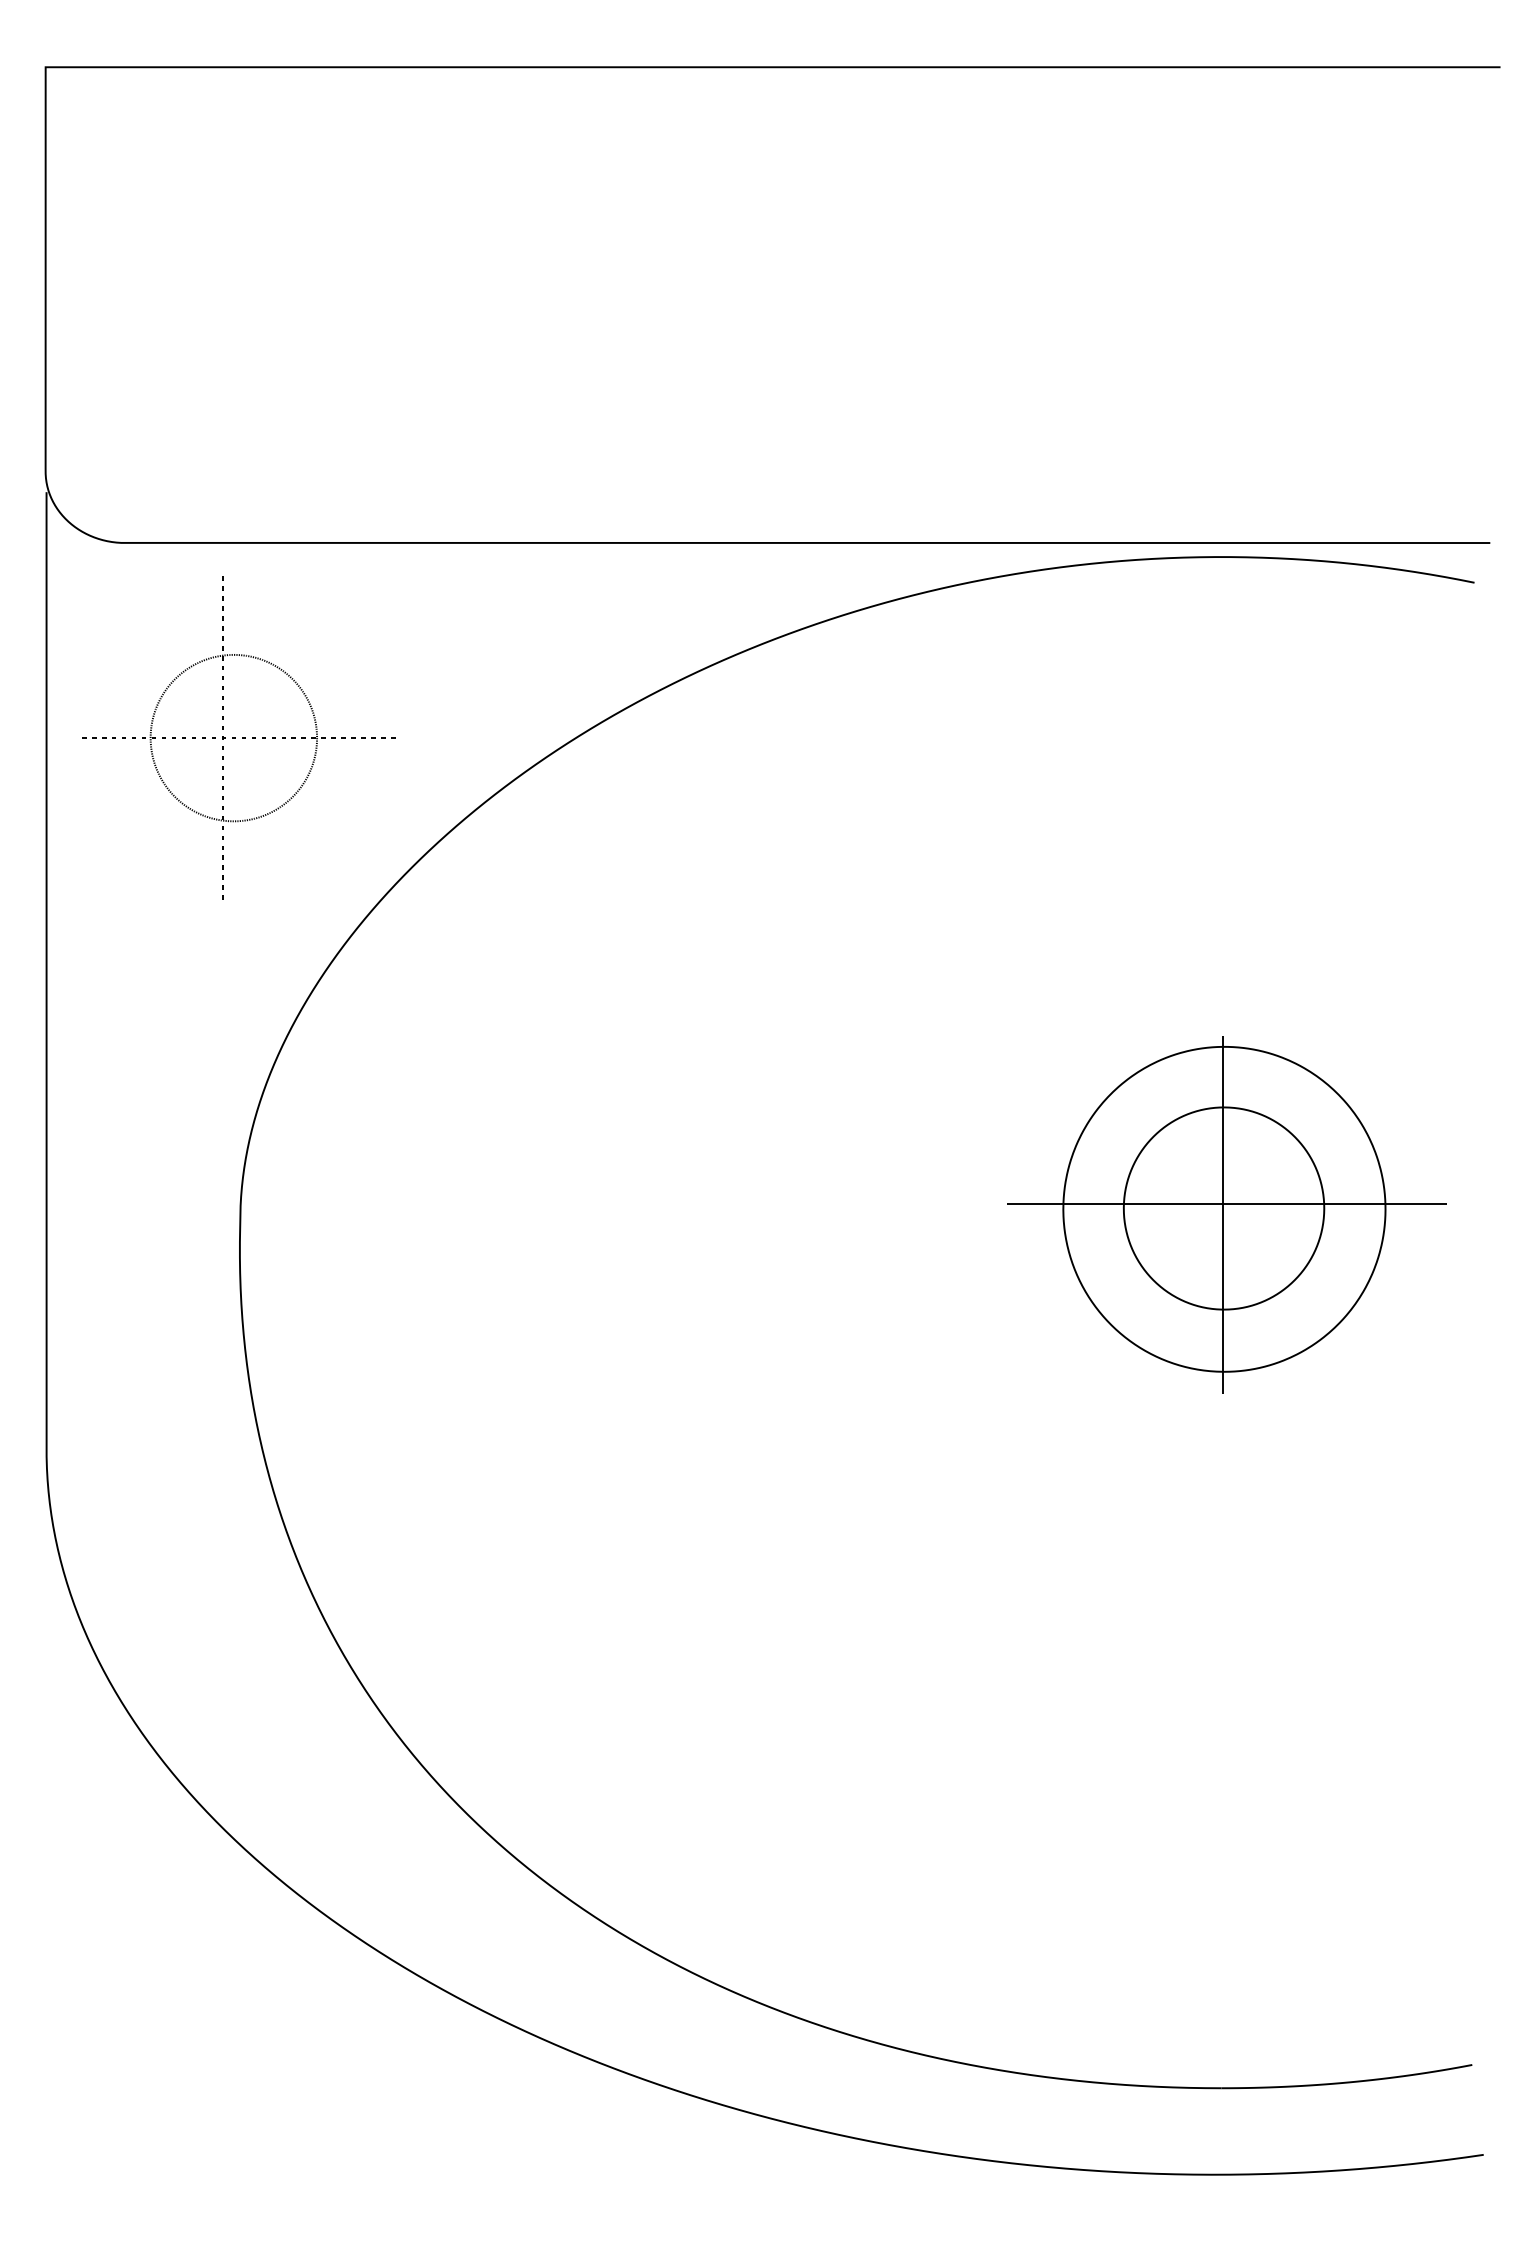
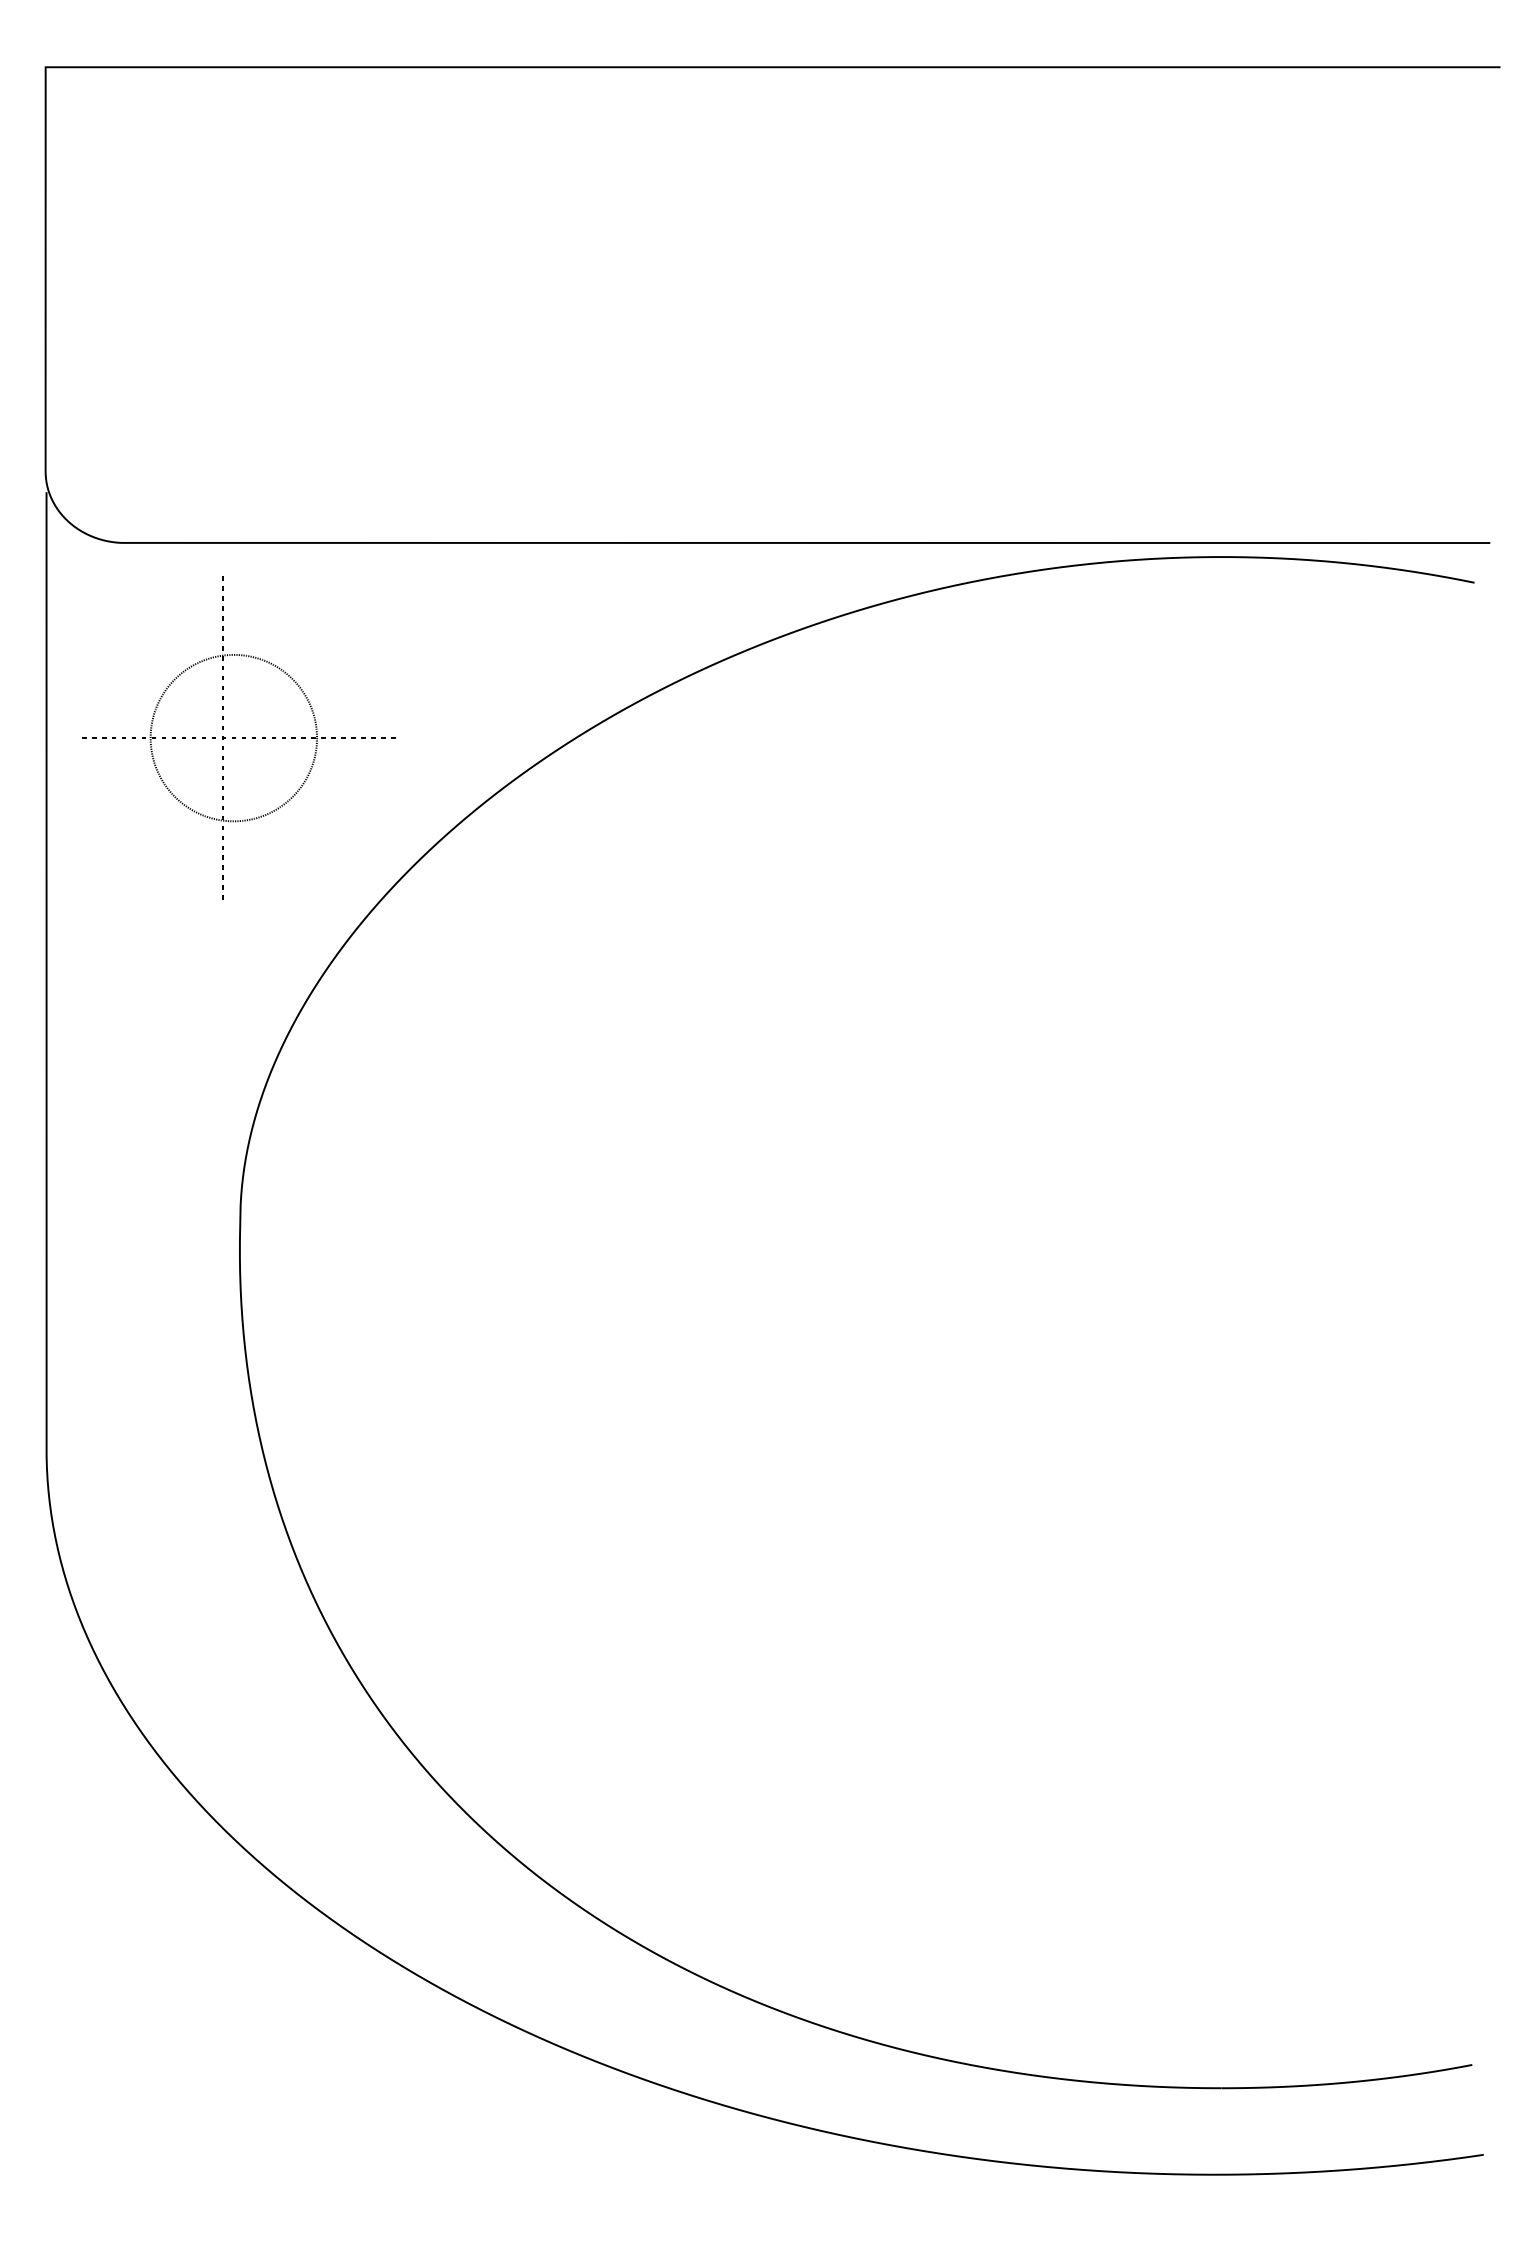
part: present -> none (1226, 1214)
